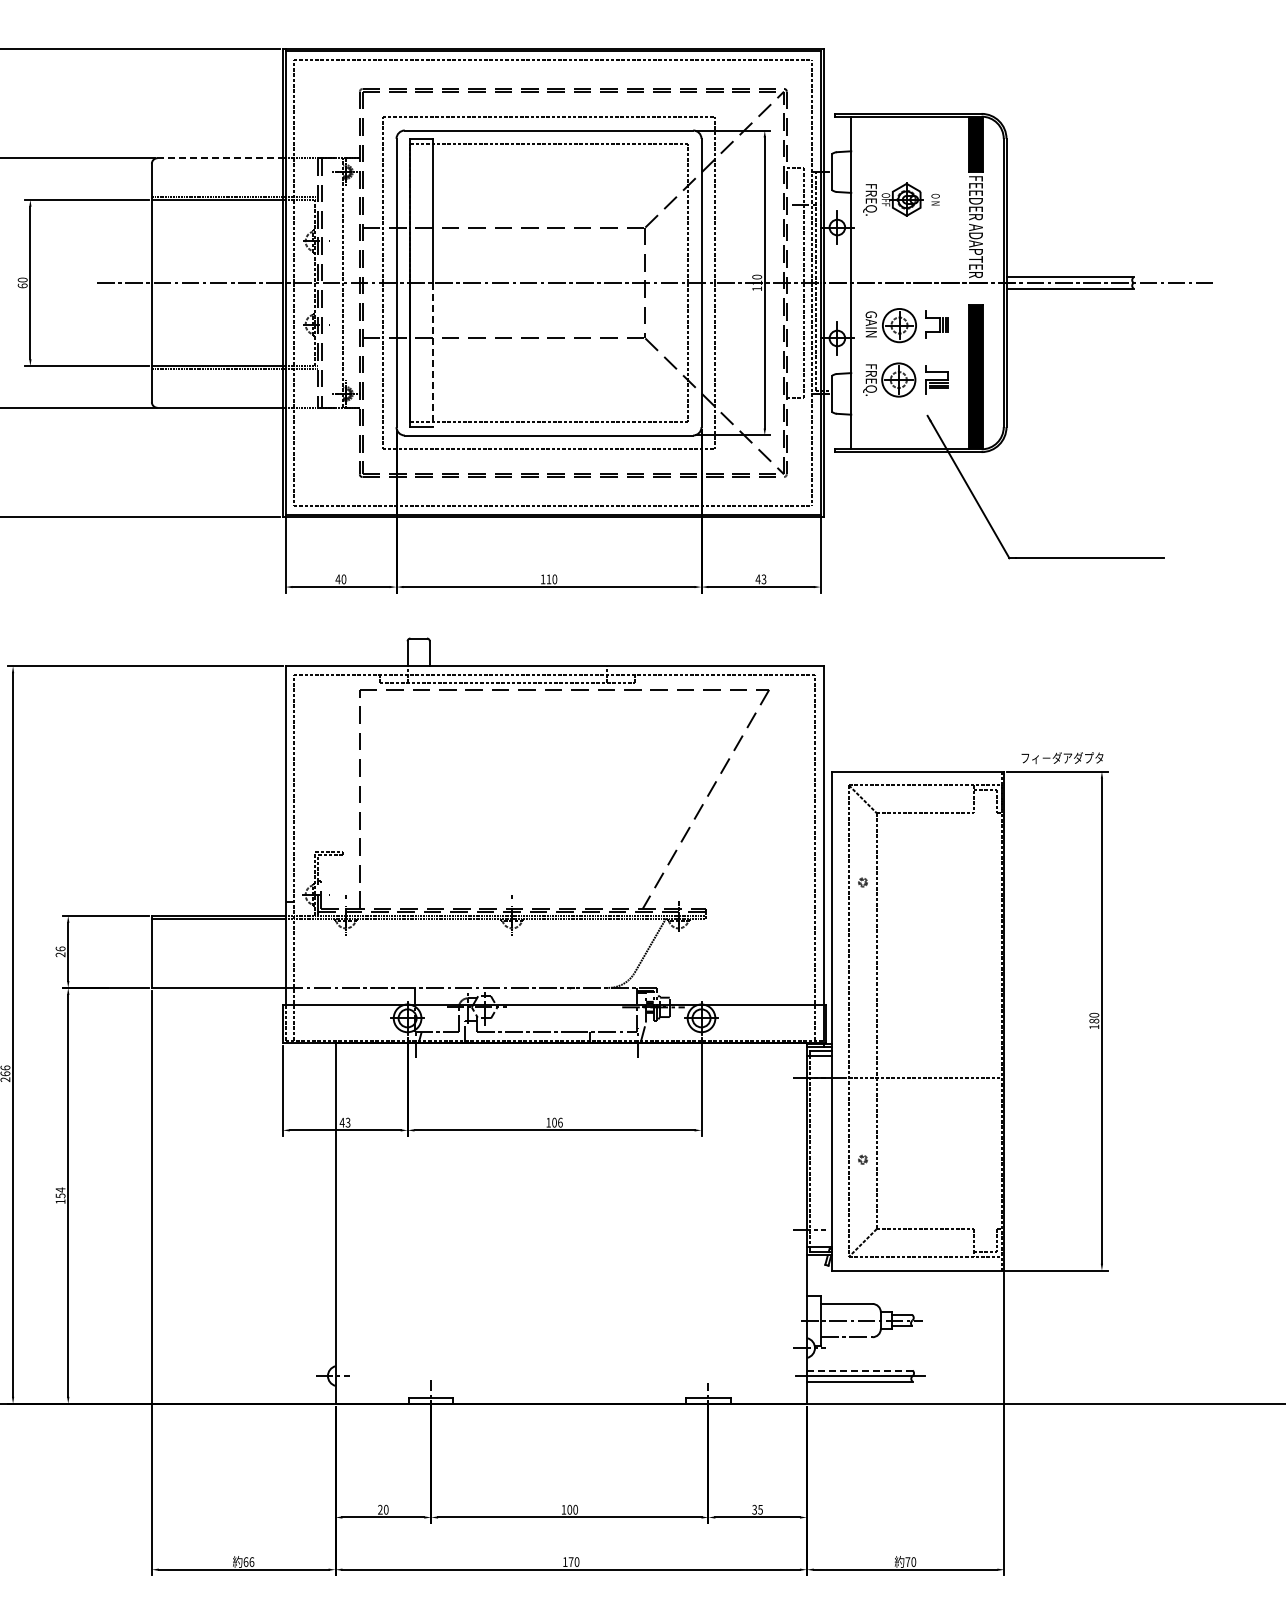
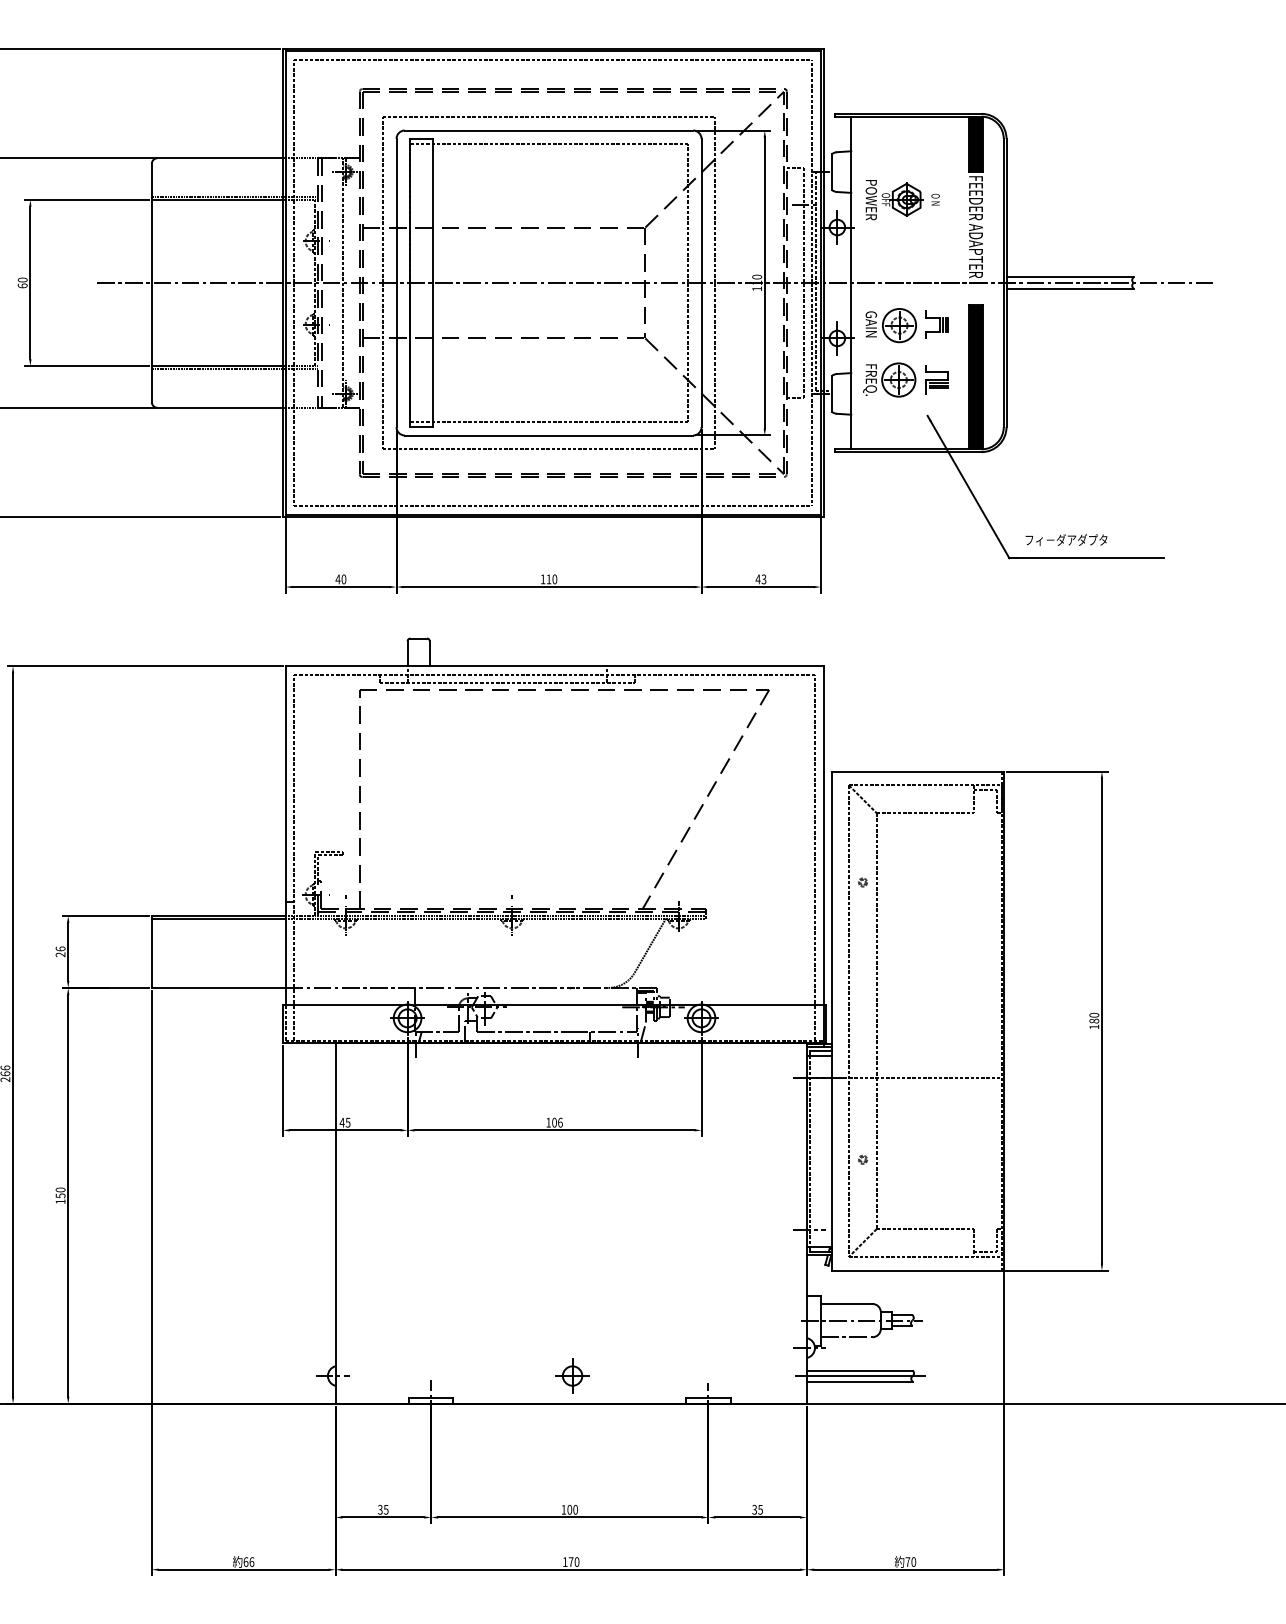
line: dashed -> solid (220, 158)
text: FREQ. -> POWER (869, 200)
line: dashed -> solid (432, 355)
text position: (1062, 757) -> (1066, 539) (1066, 539)
text: 43 -> 45 (348, 1120)
text: 154 -> 150 (60, 1189)
line: dashed -> solid (859, 1370)
part: none -> present (572, 1375)
text: 20 -> 35 (383, 1509)
